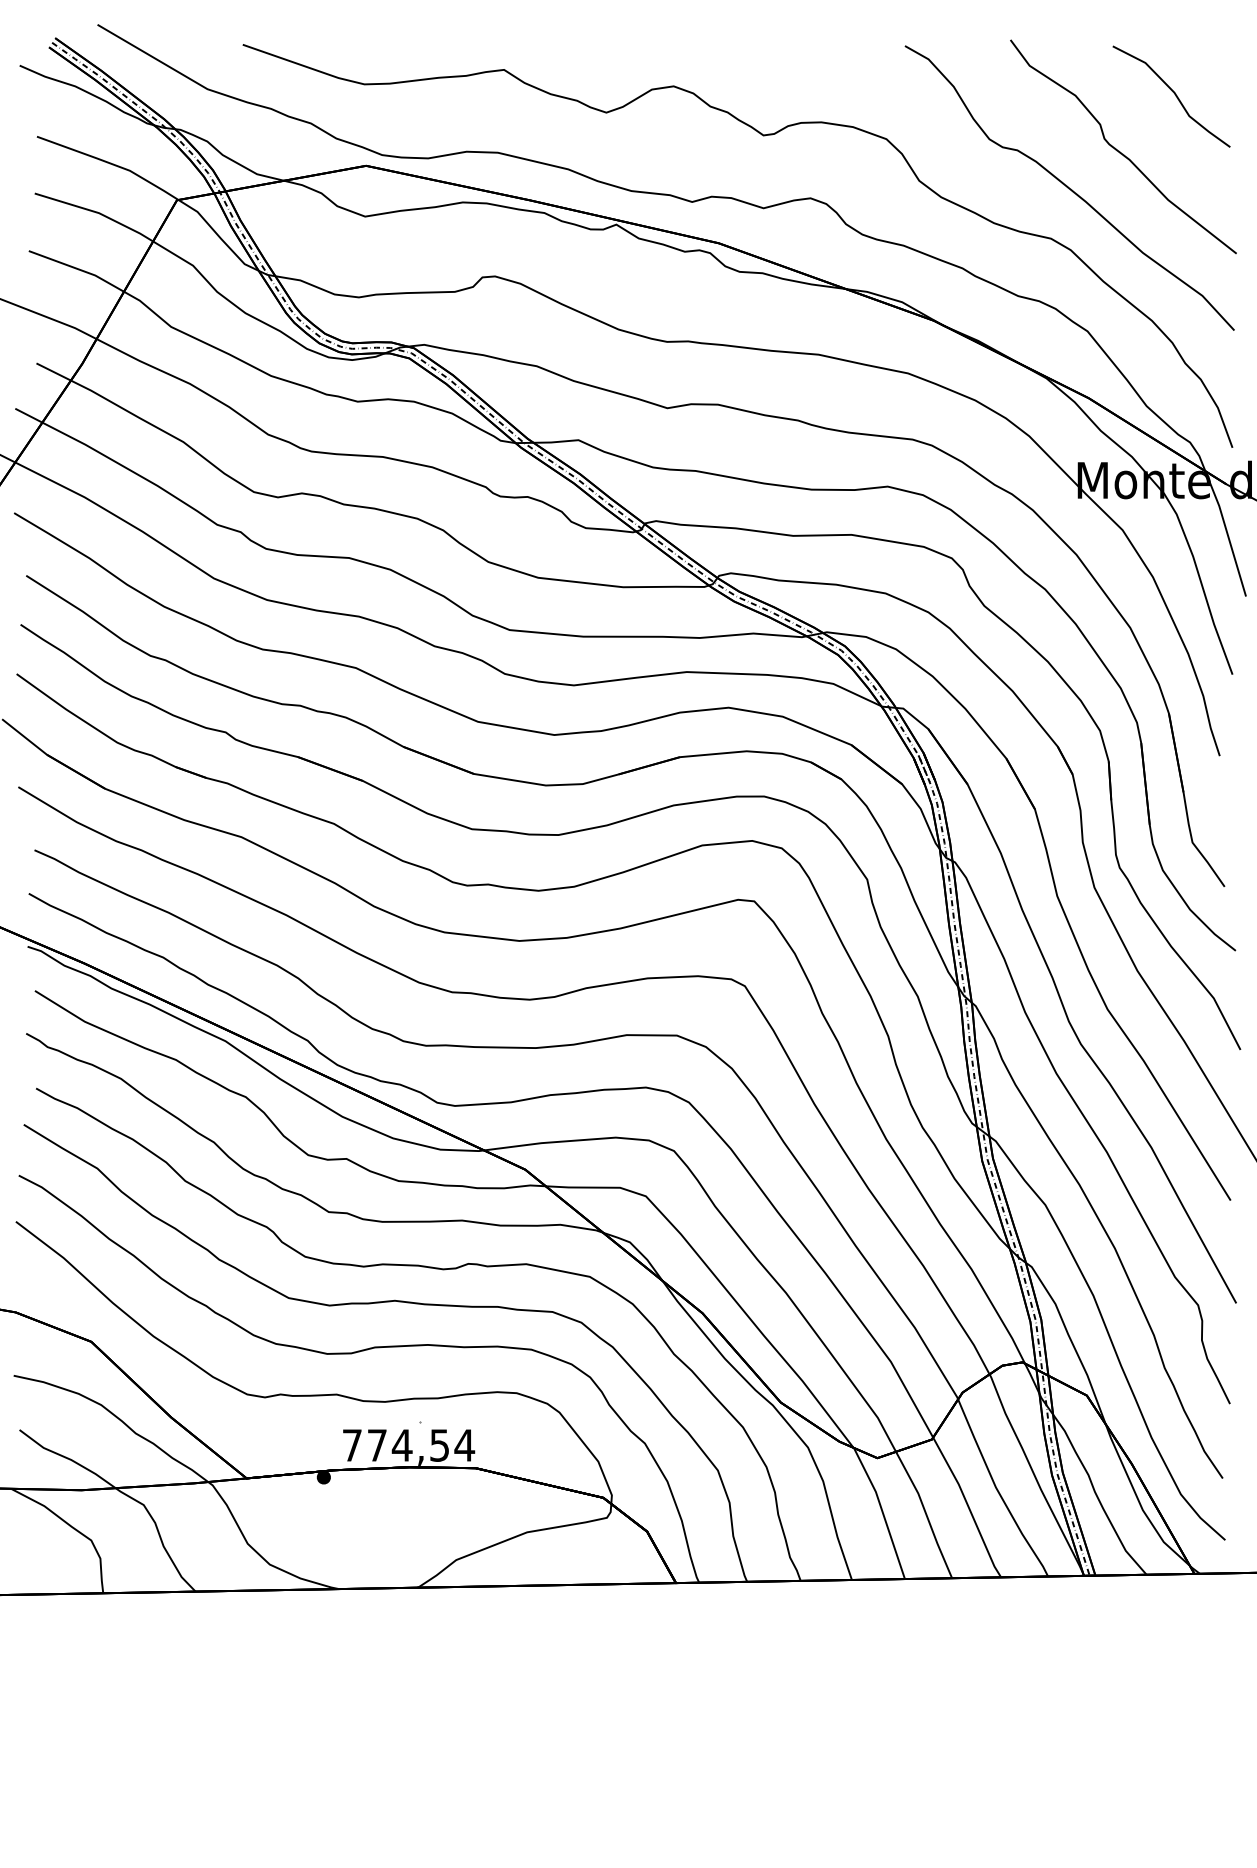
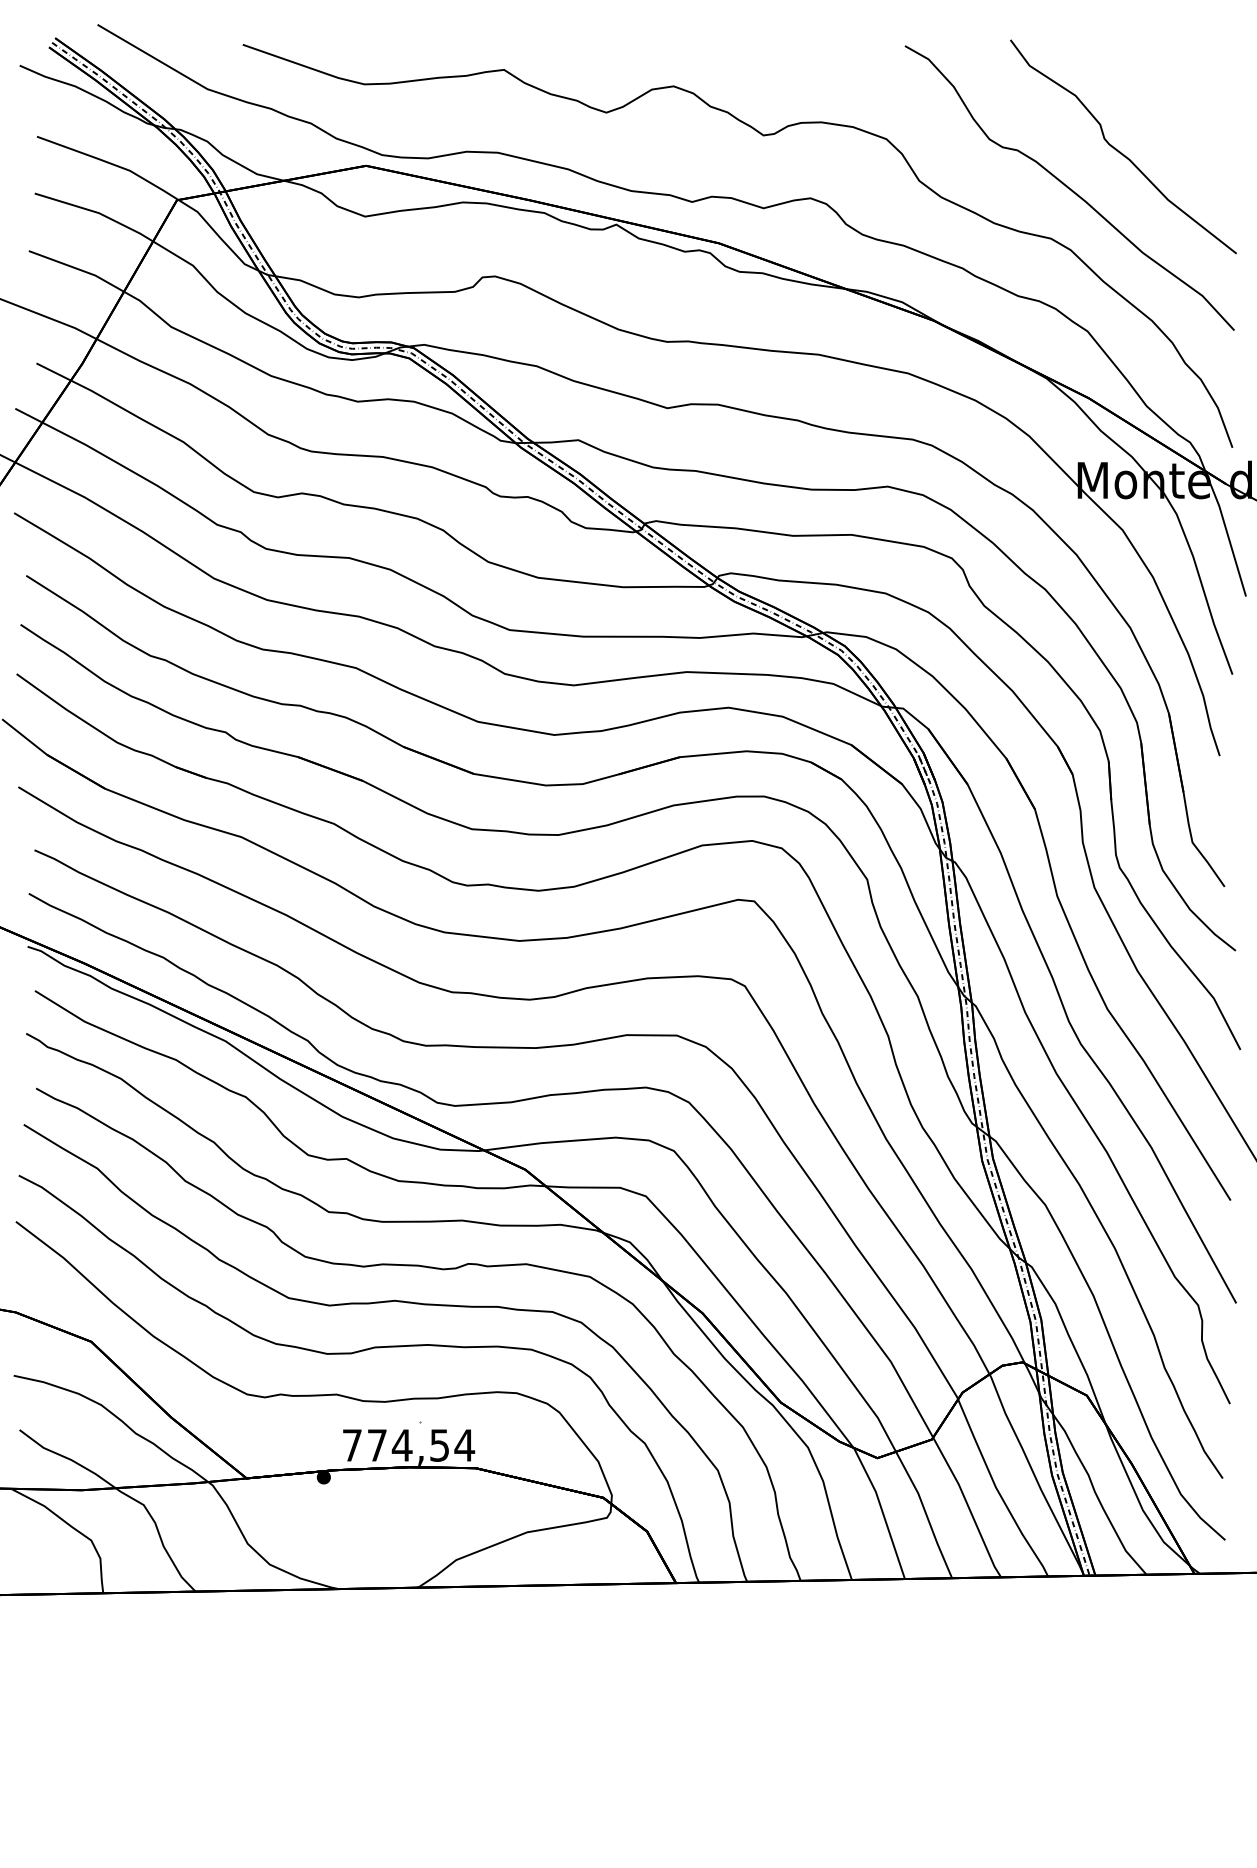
curve: present -> none (1173, 93)
